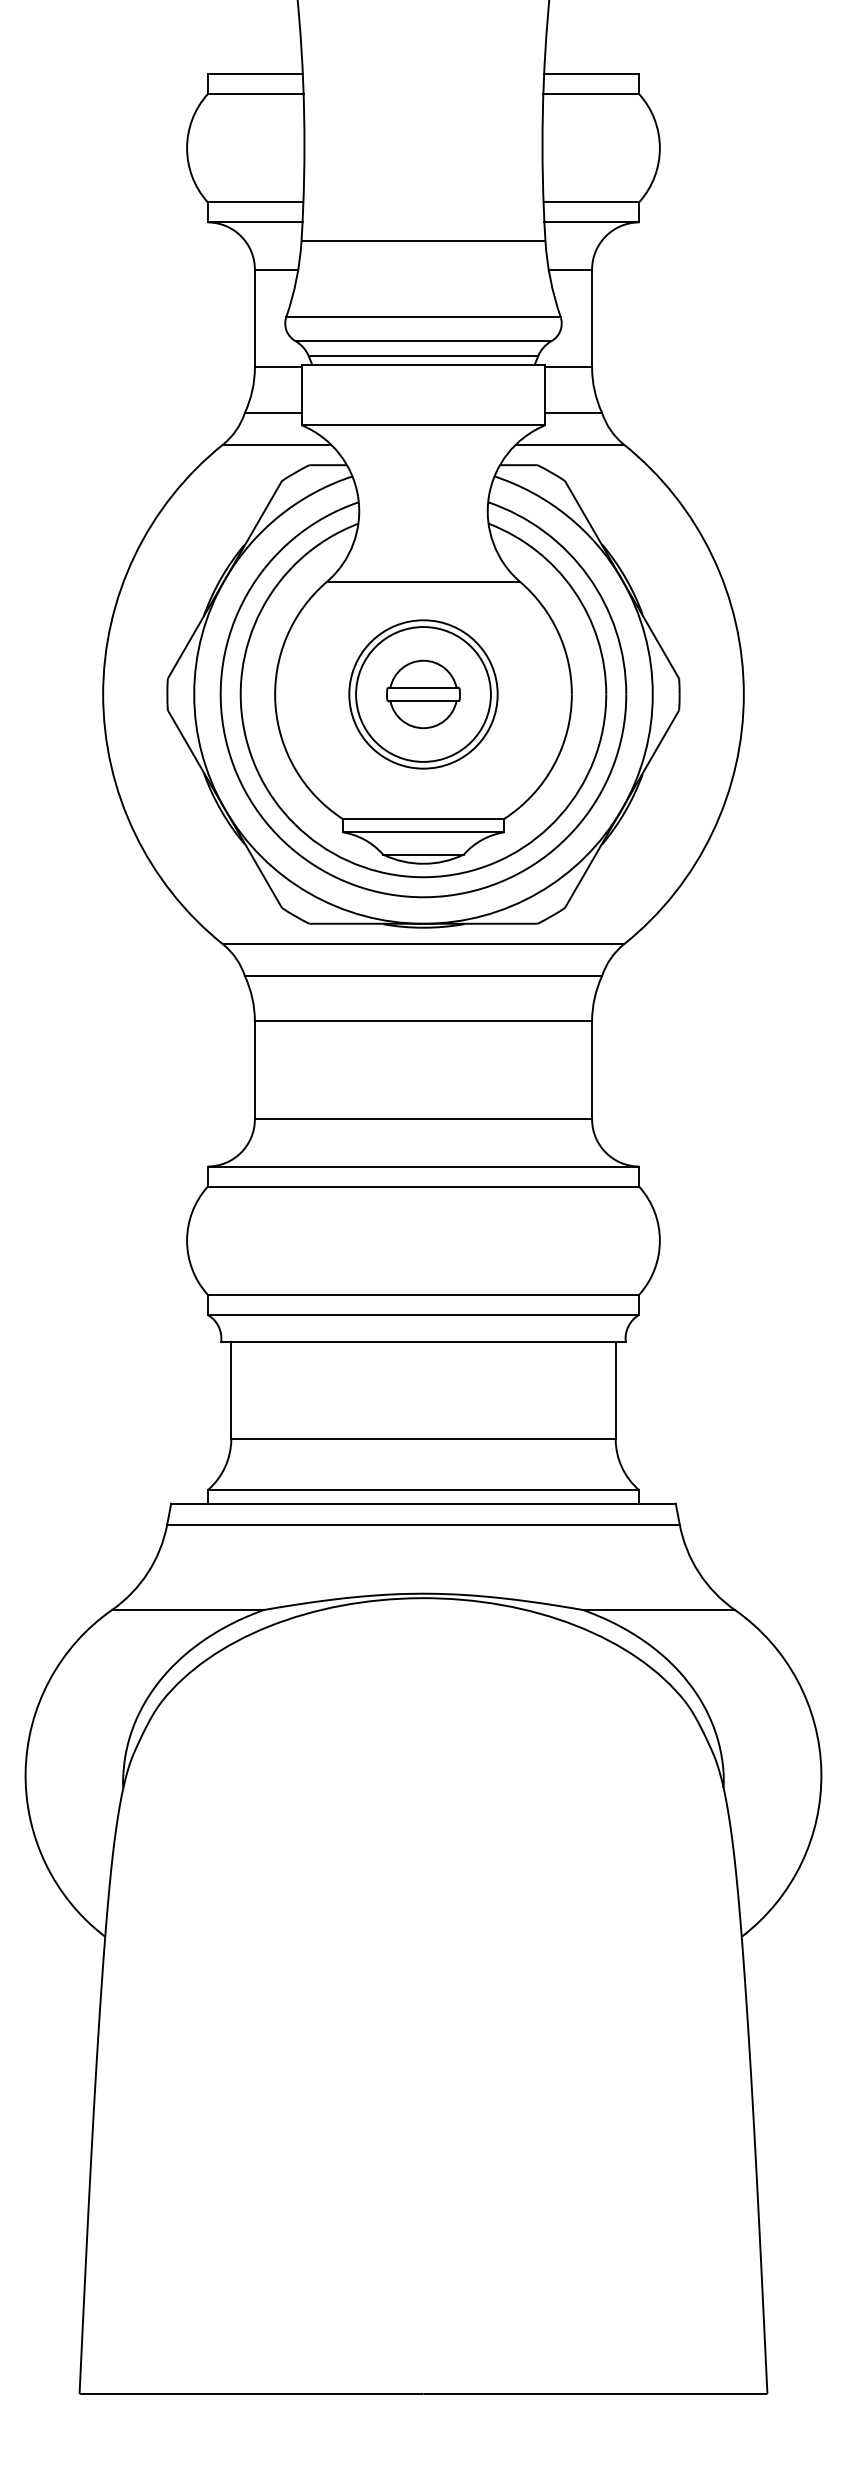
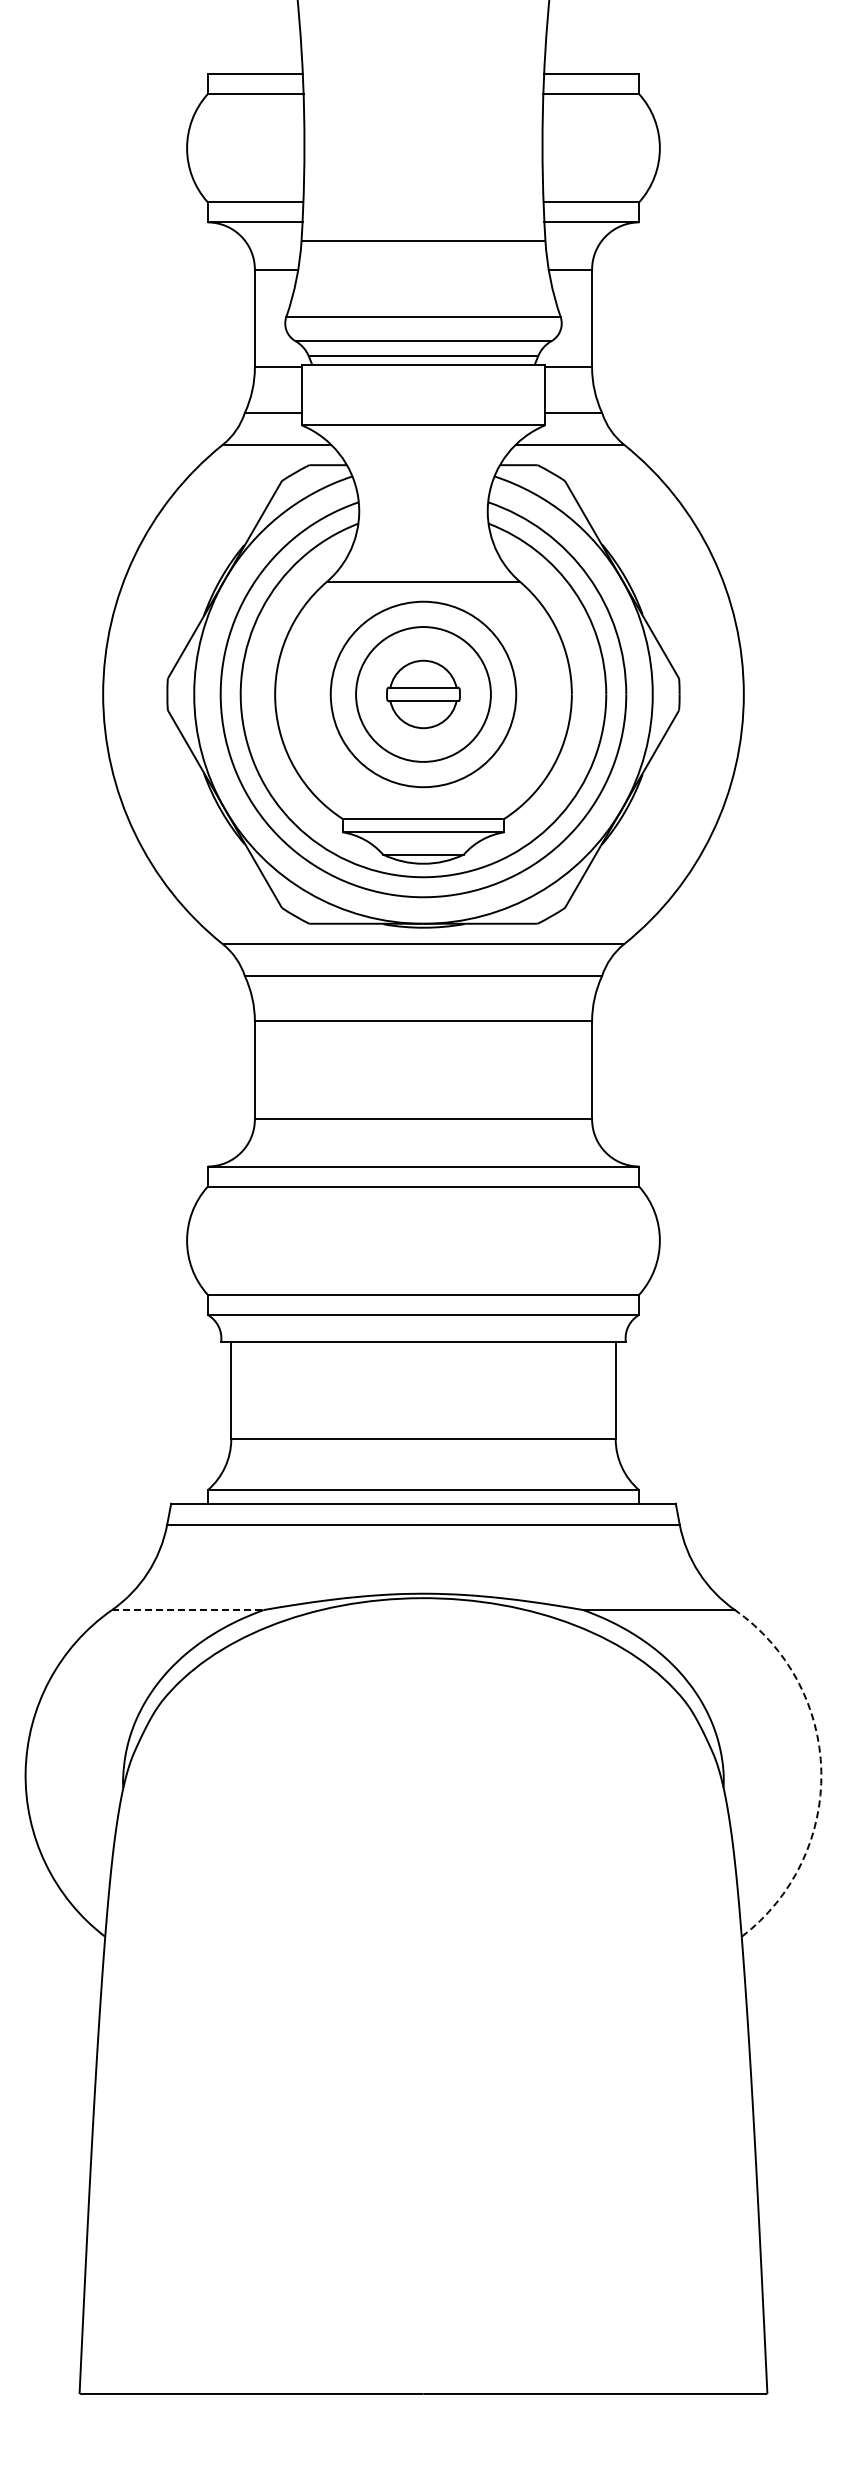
circle diameter: 148 px -> 185 px (423, 694)
line: solid -> dashed (187, 1610)
arc: solid -> dashed (821, 1771)
